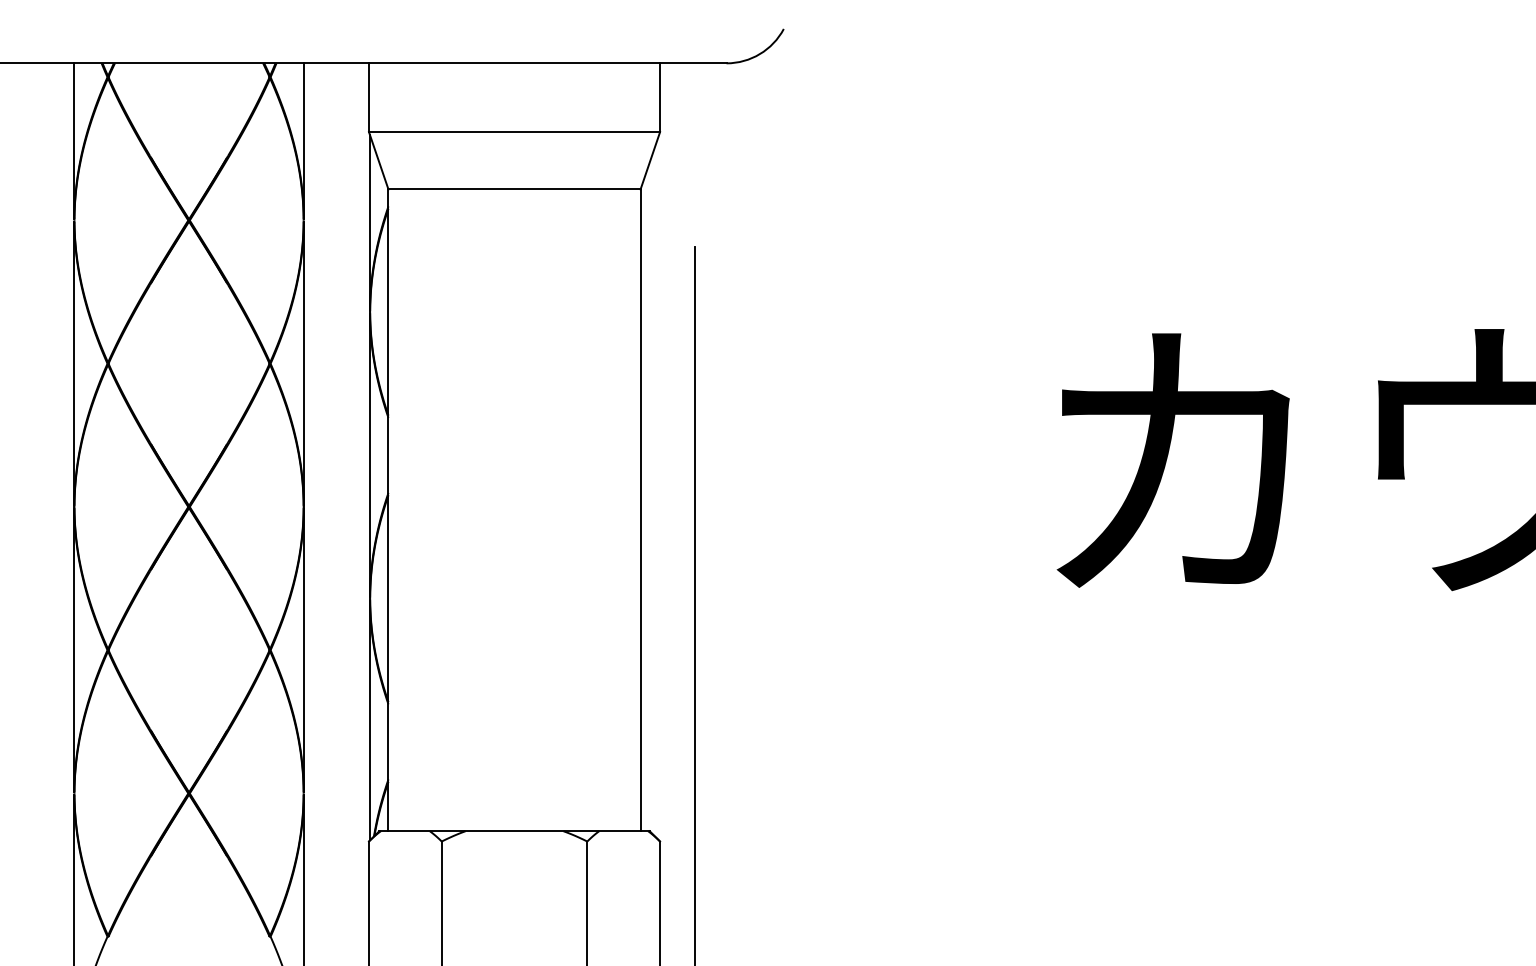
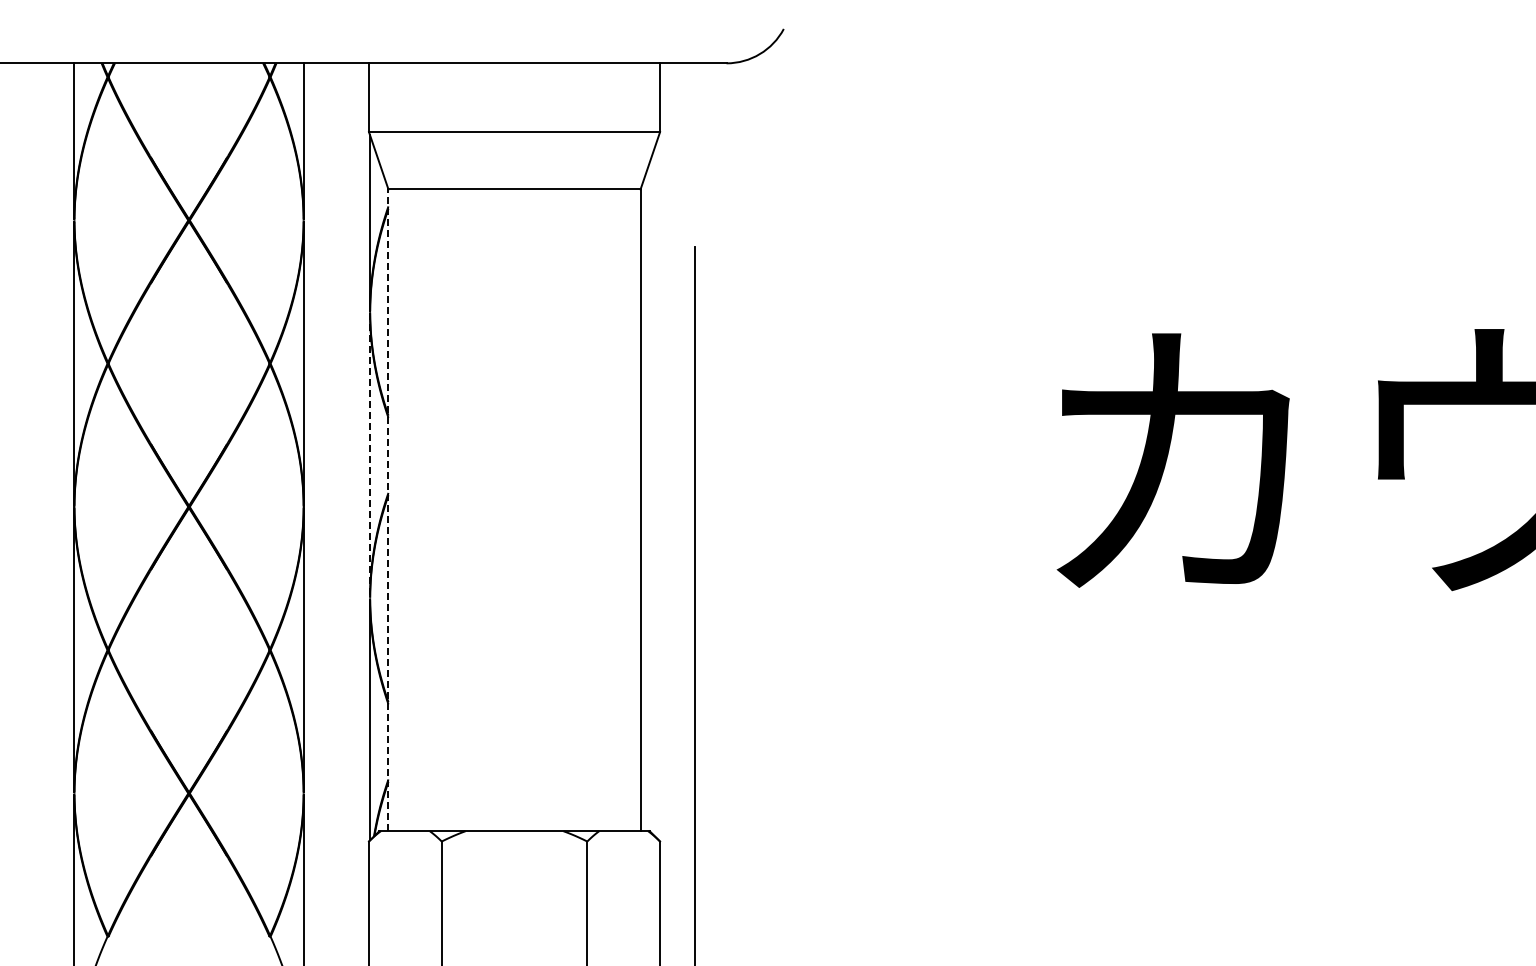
line: solid -> dashed (370, 455)
line: solid -> dashed (388, 510)
